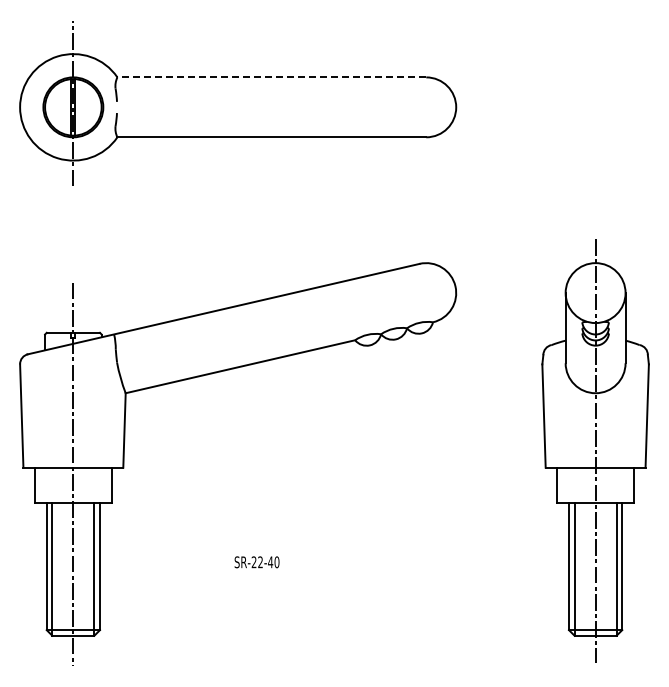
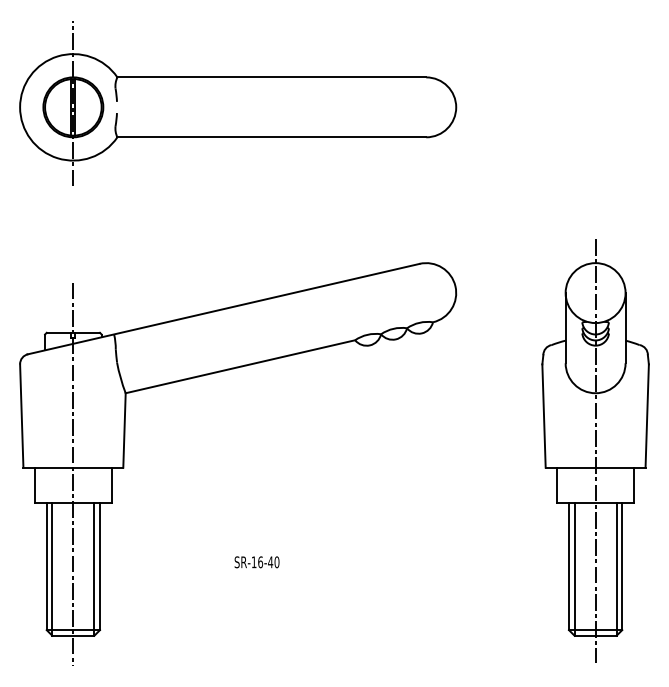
line: dashed -> solid (271, 77)
text: SR-22-40 -> SR-16-40 (257, 562)
